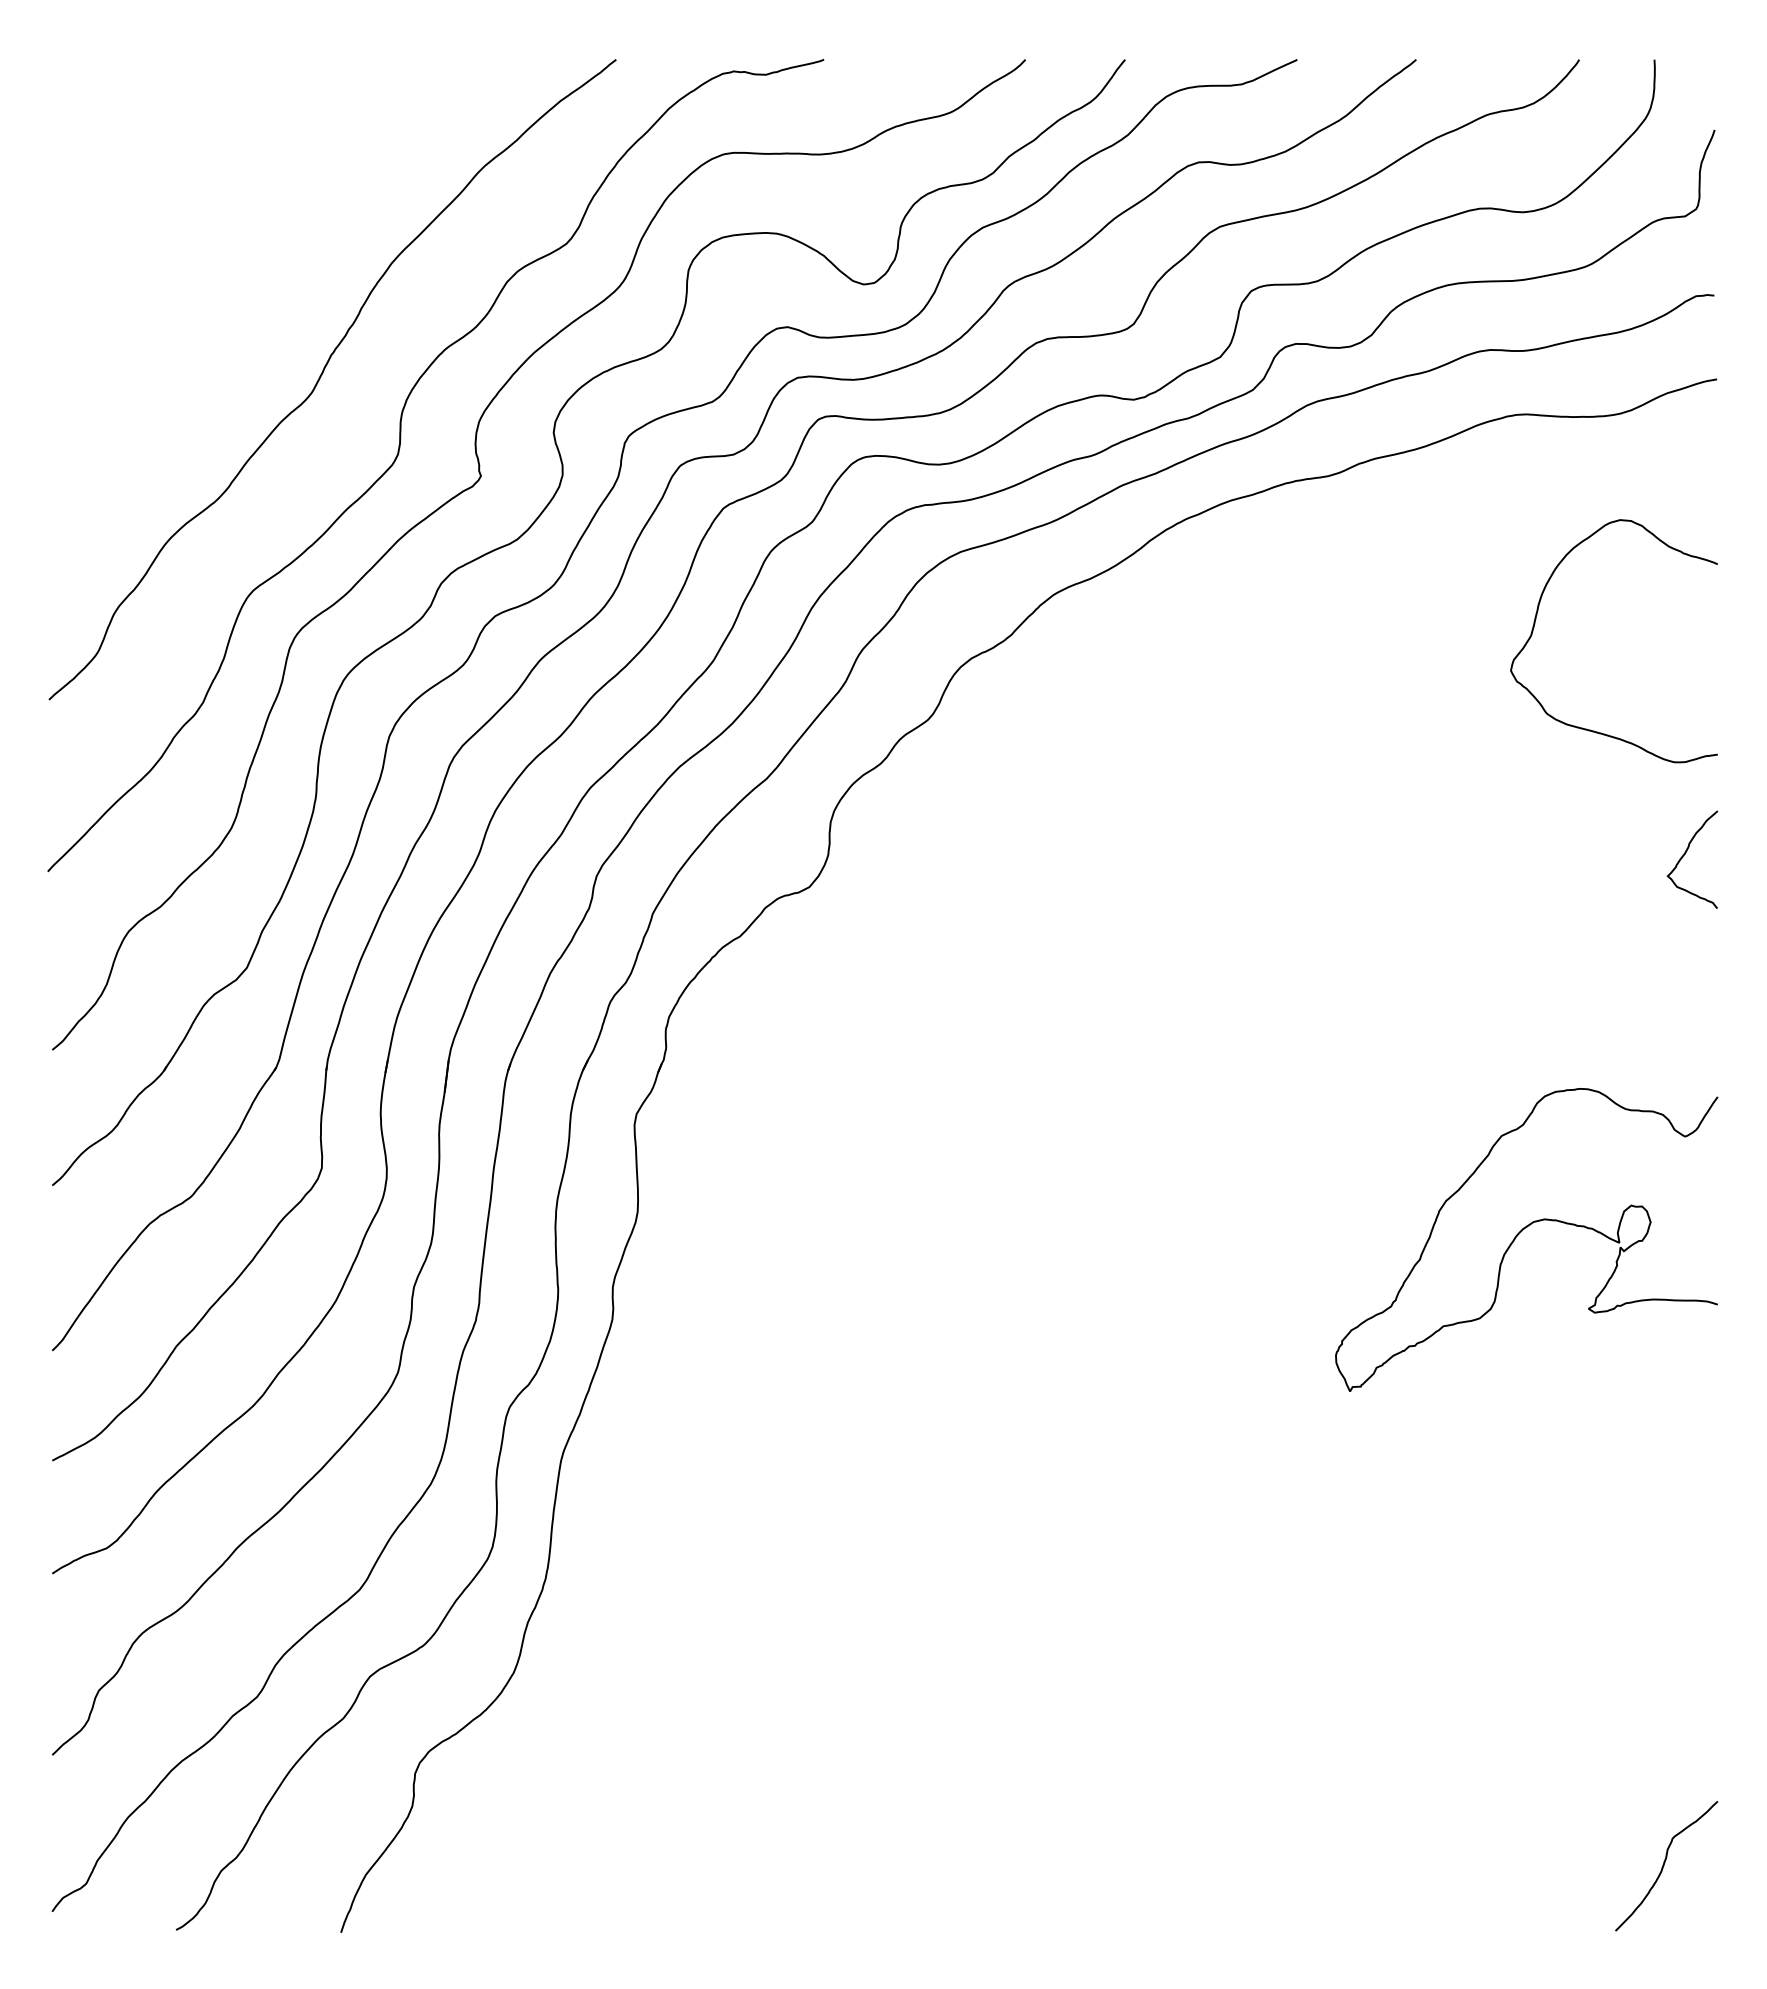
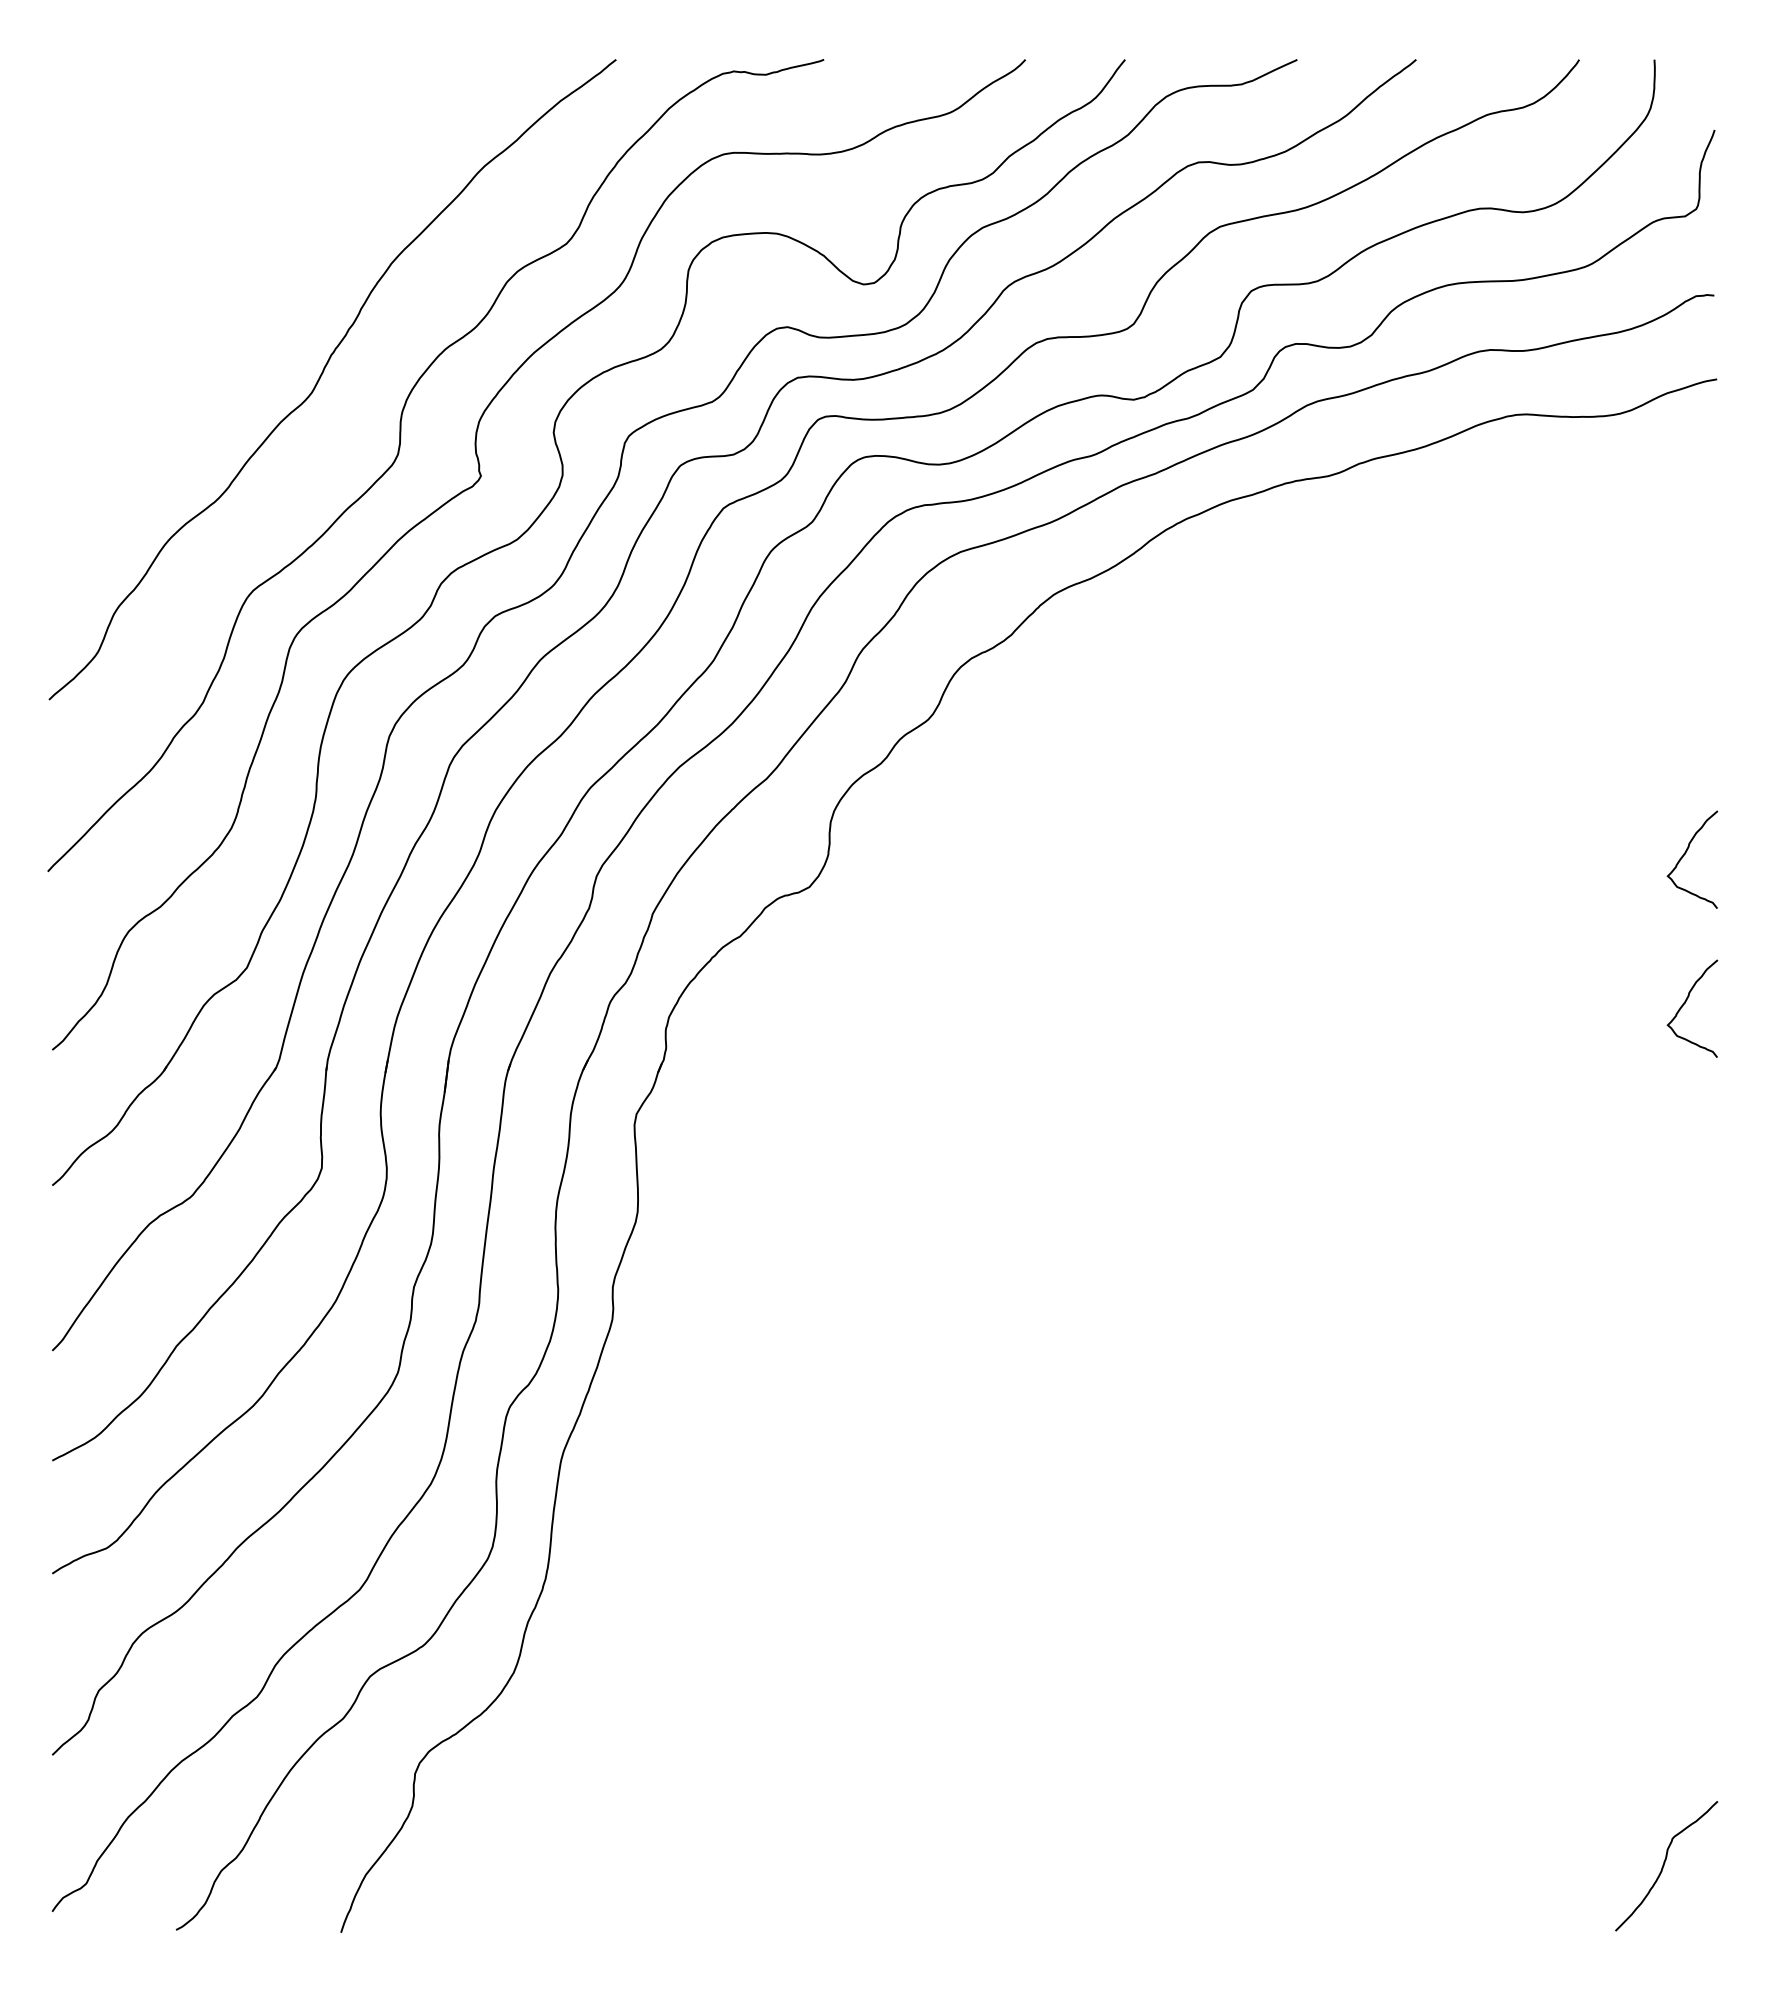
curve: present -> none (1535, 624)
curve: none -> present (1686, 1002)
curve: present -> none (1520, 1233)
